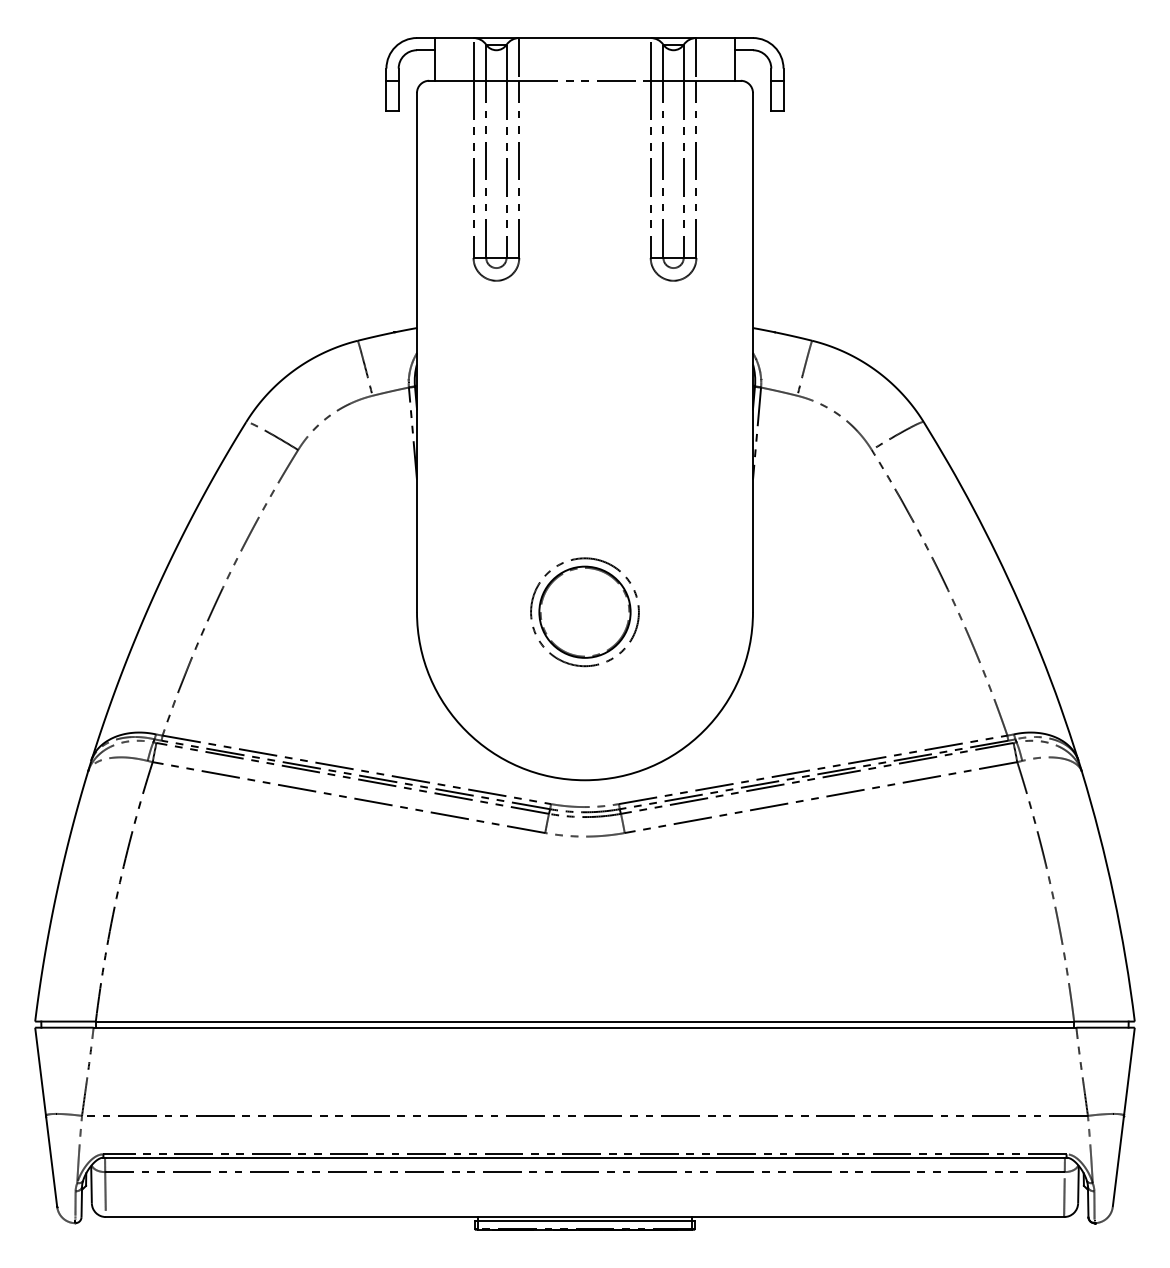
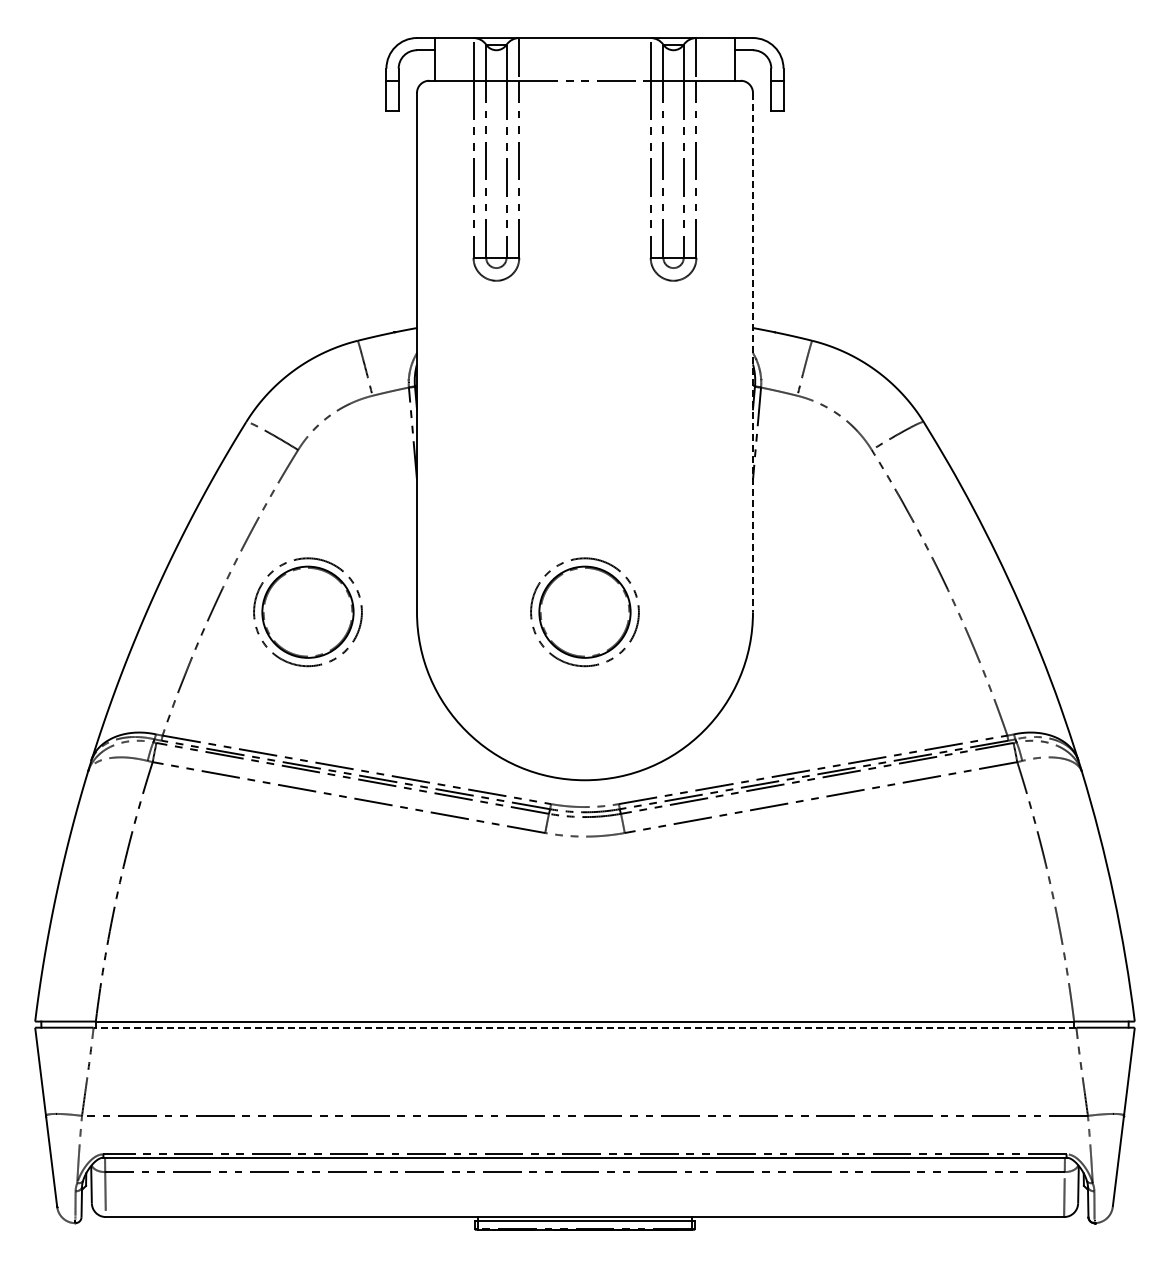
line: solid -> dashed (752, 352)
part: none -> present (307, 612)
line: solid -> dashed (584, 1027)
